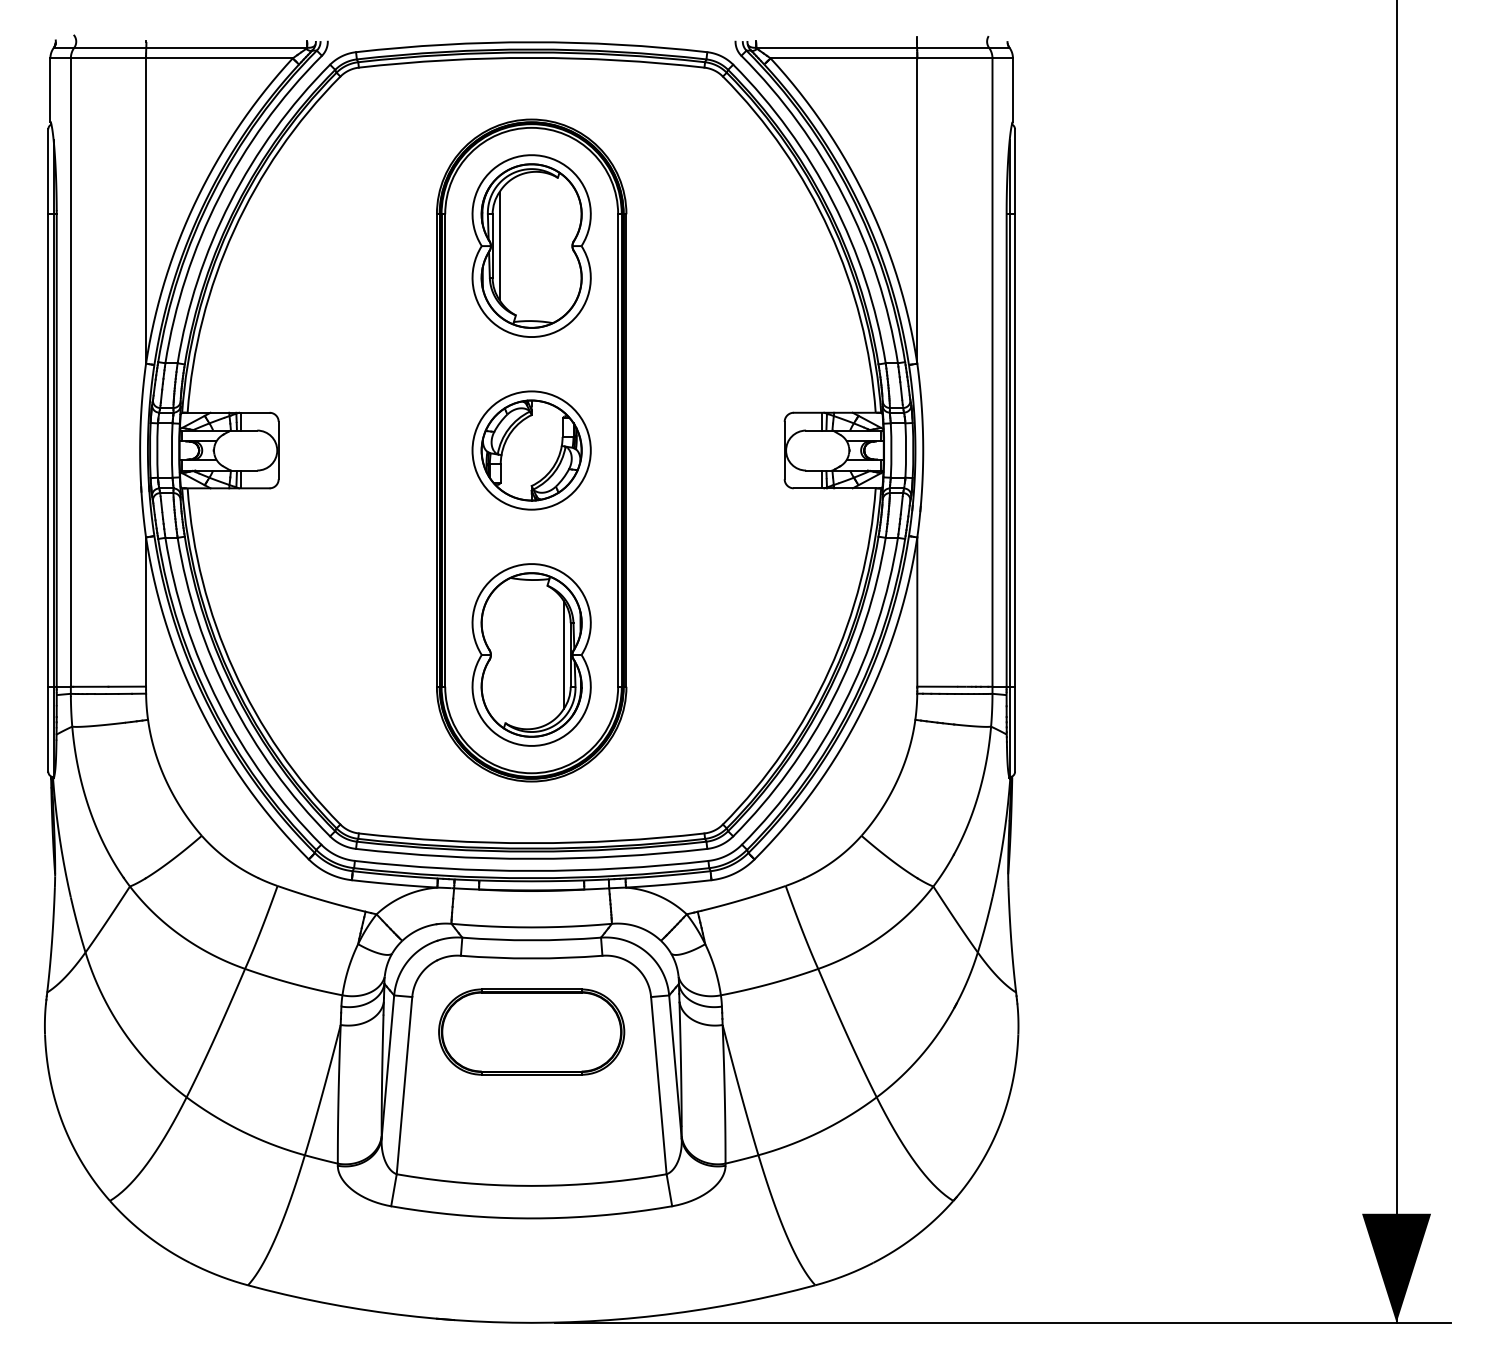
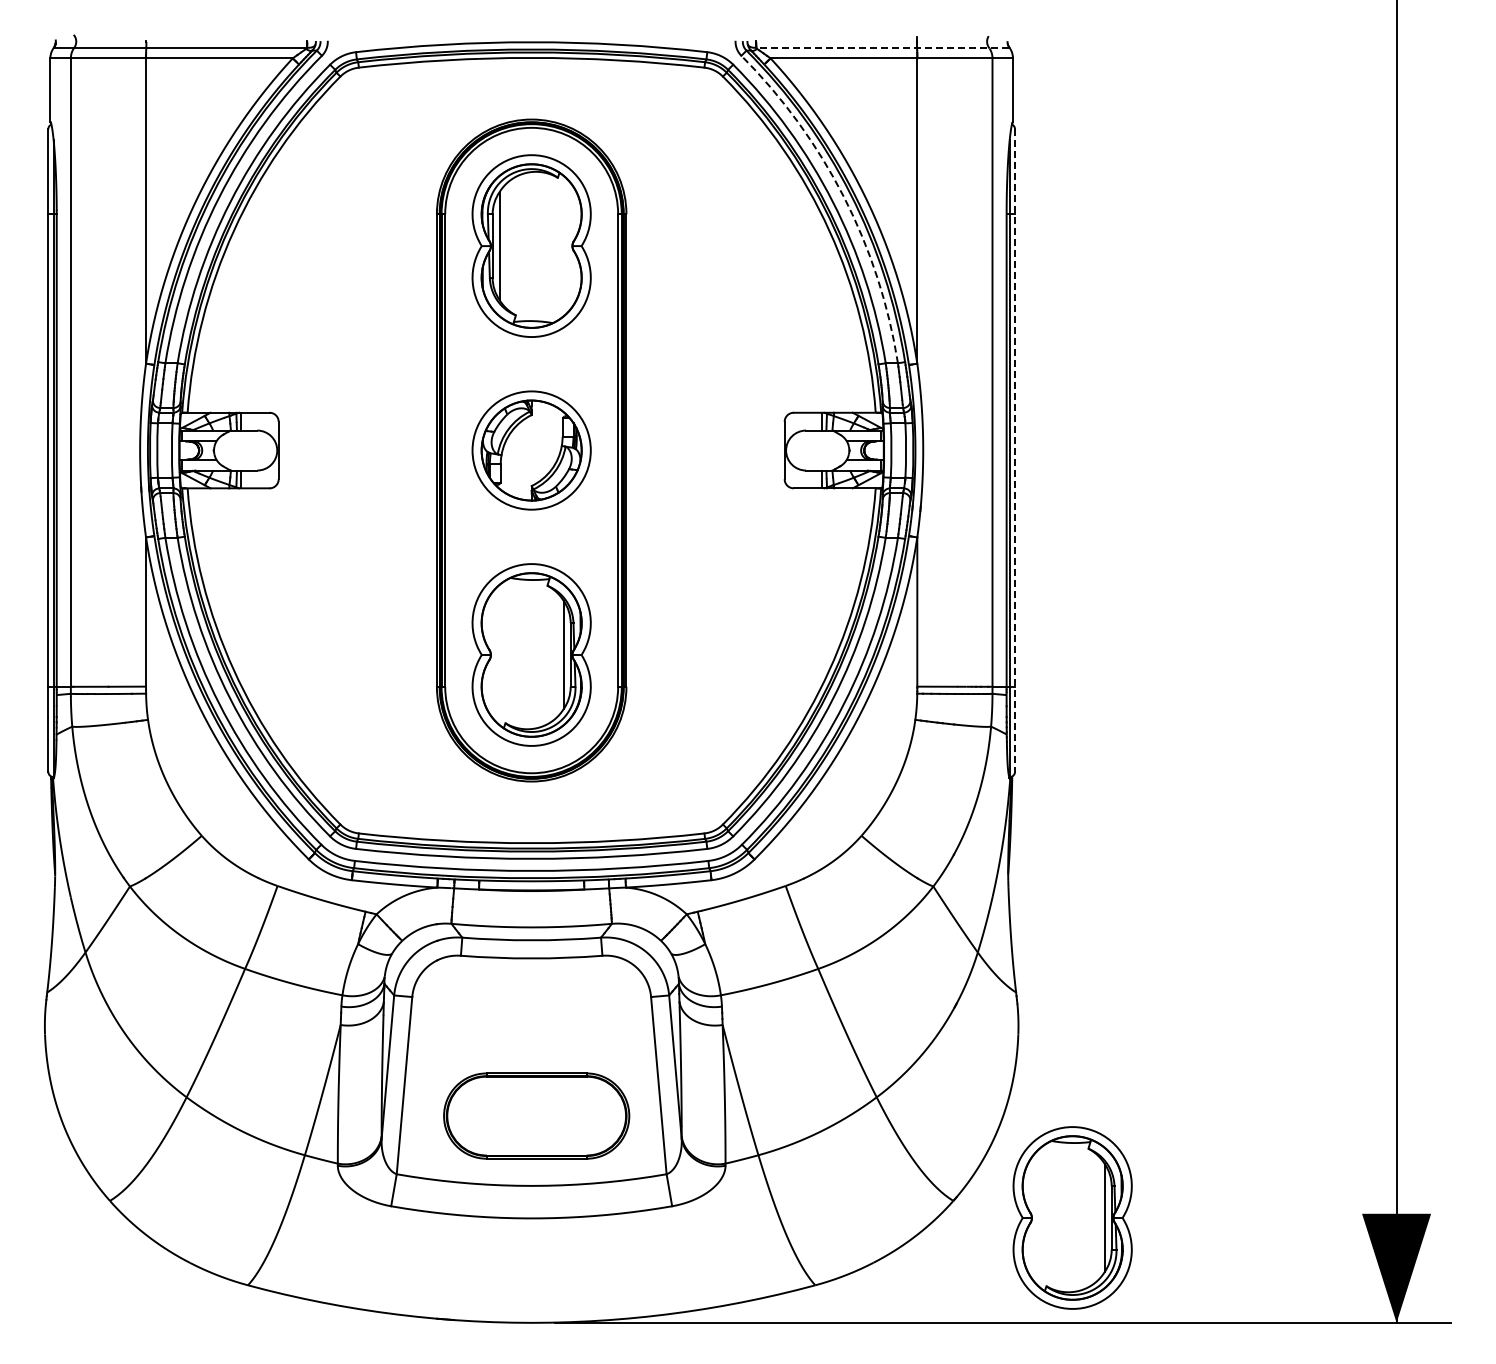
line: solid -> dashed (882, 47)
arc: solid -> dashed (844, 197)
line: solid -> dashed (1015, 451)
part position: (531, 1031) -> (536, 1115) (536, 1115)
part: none -> present (1072, 1217)
